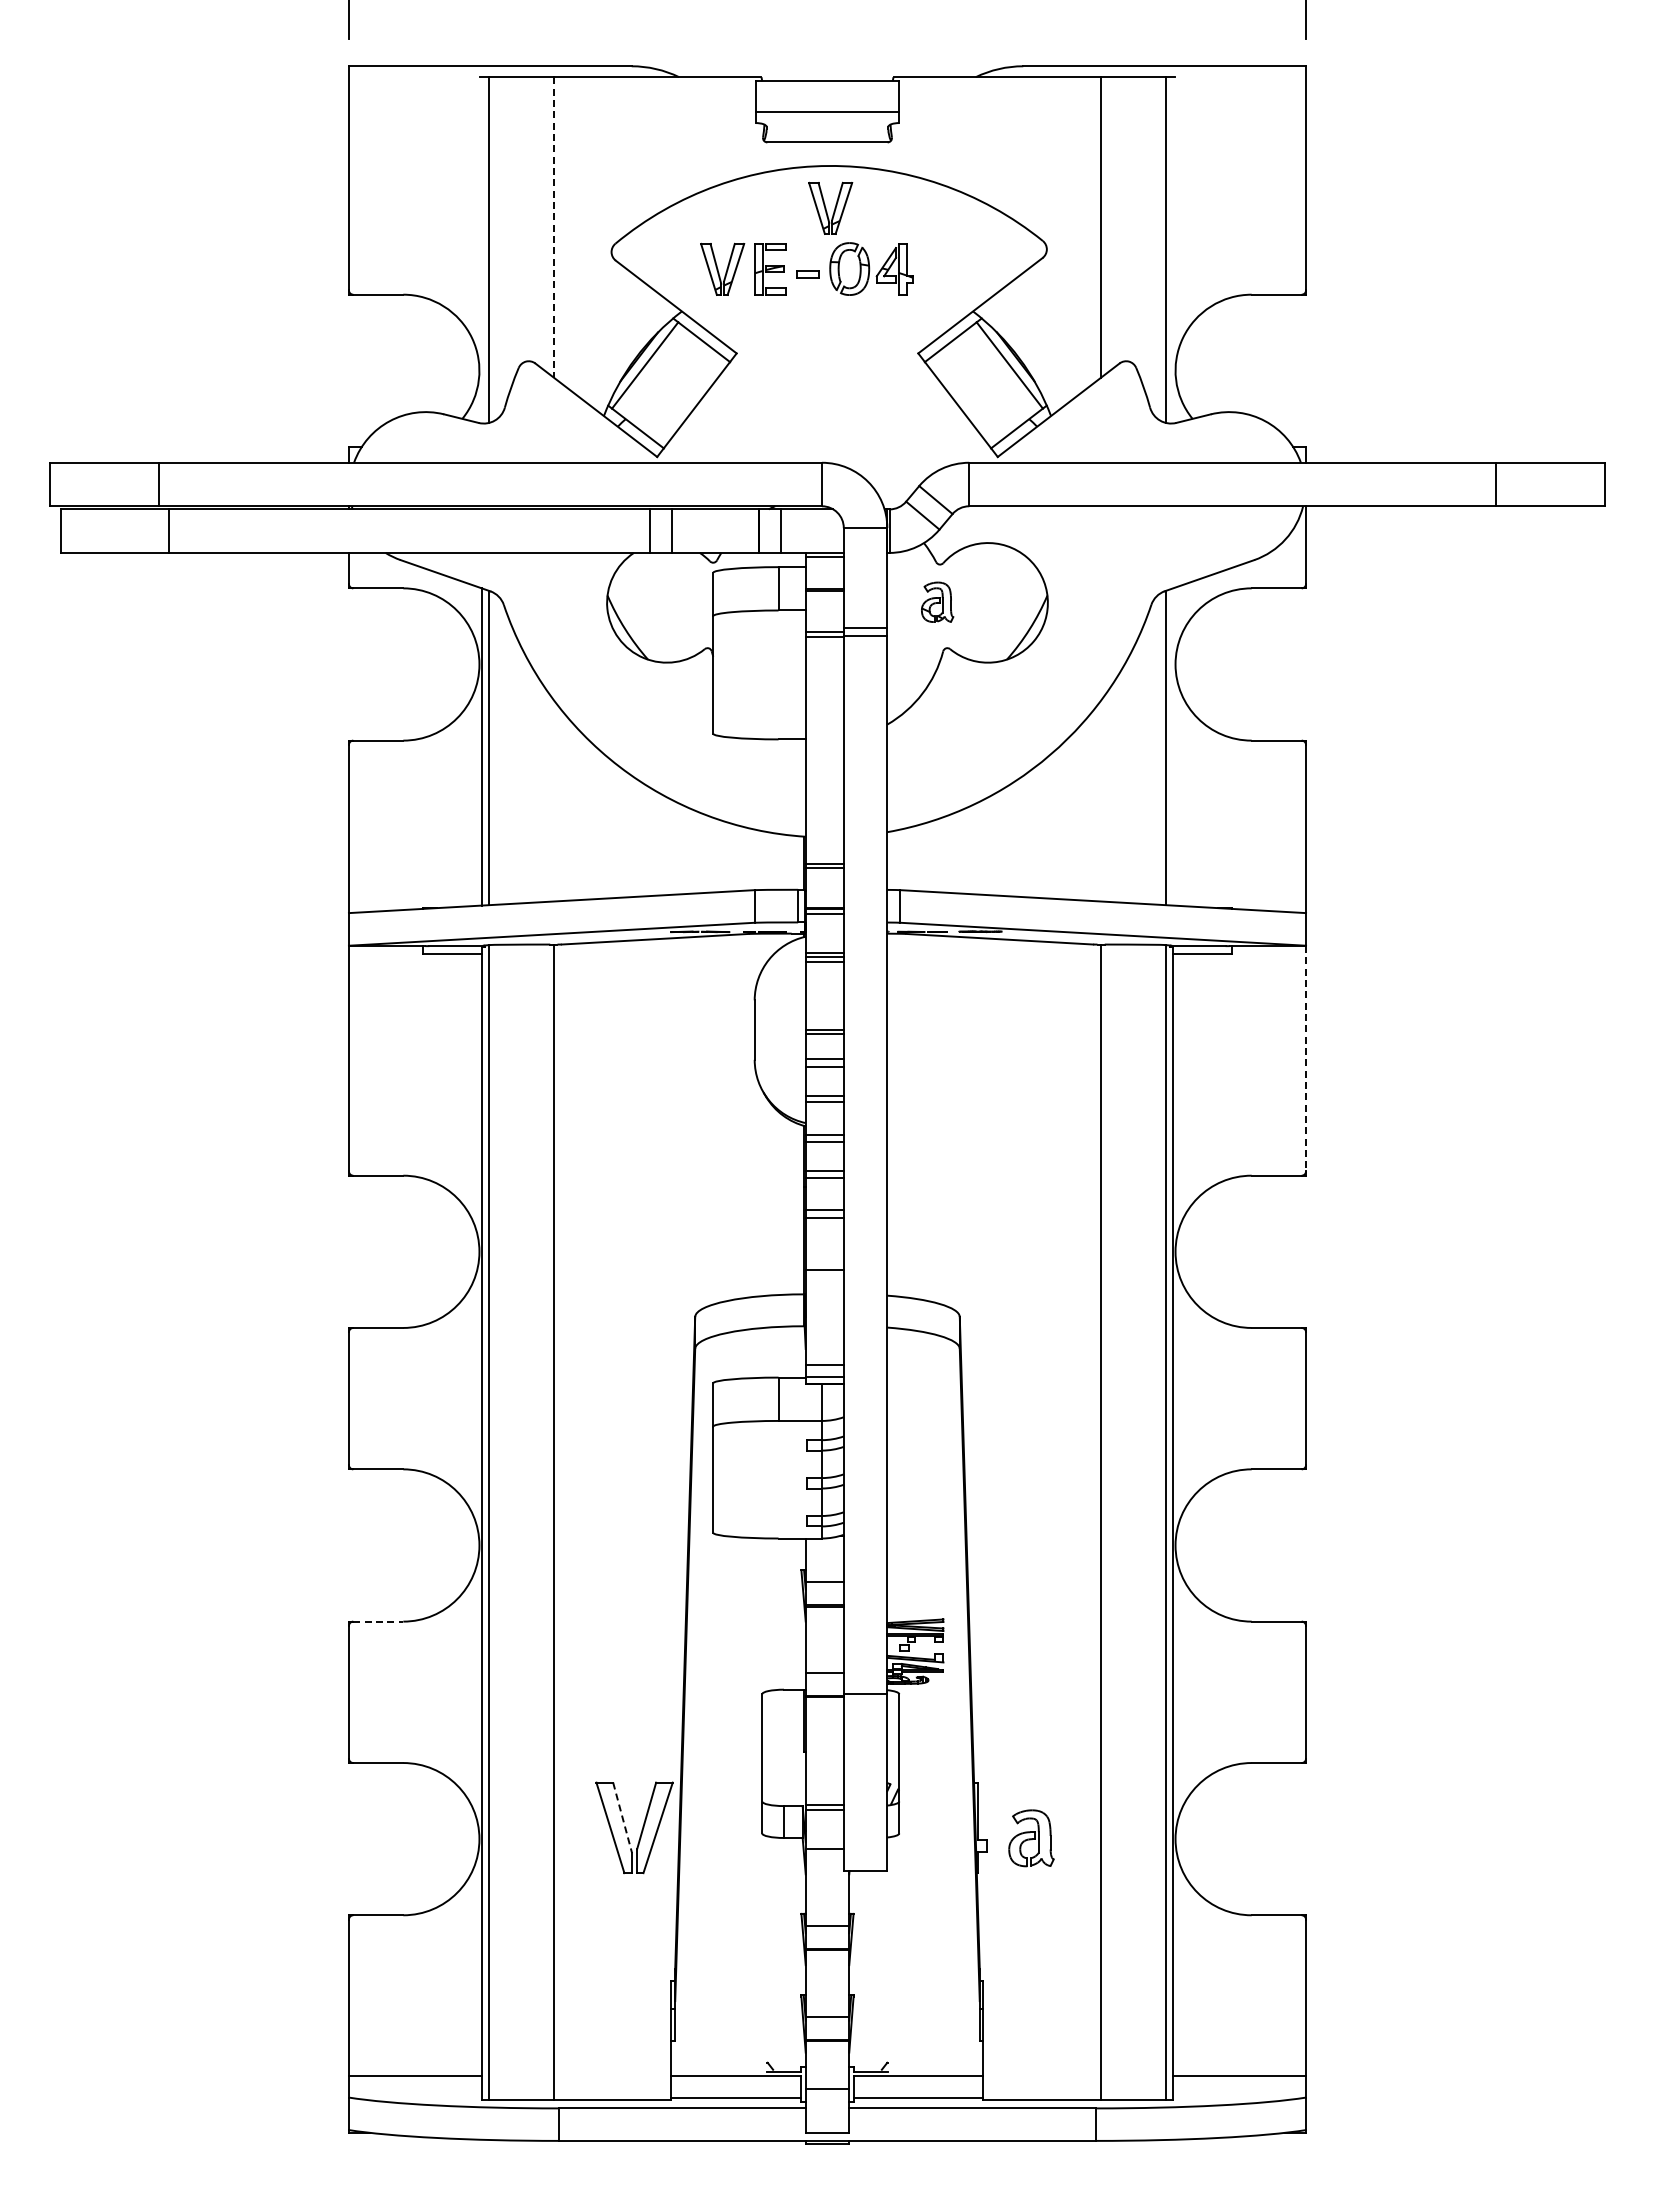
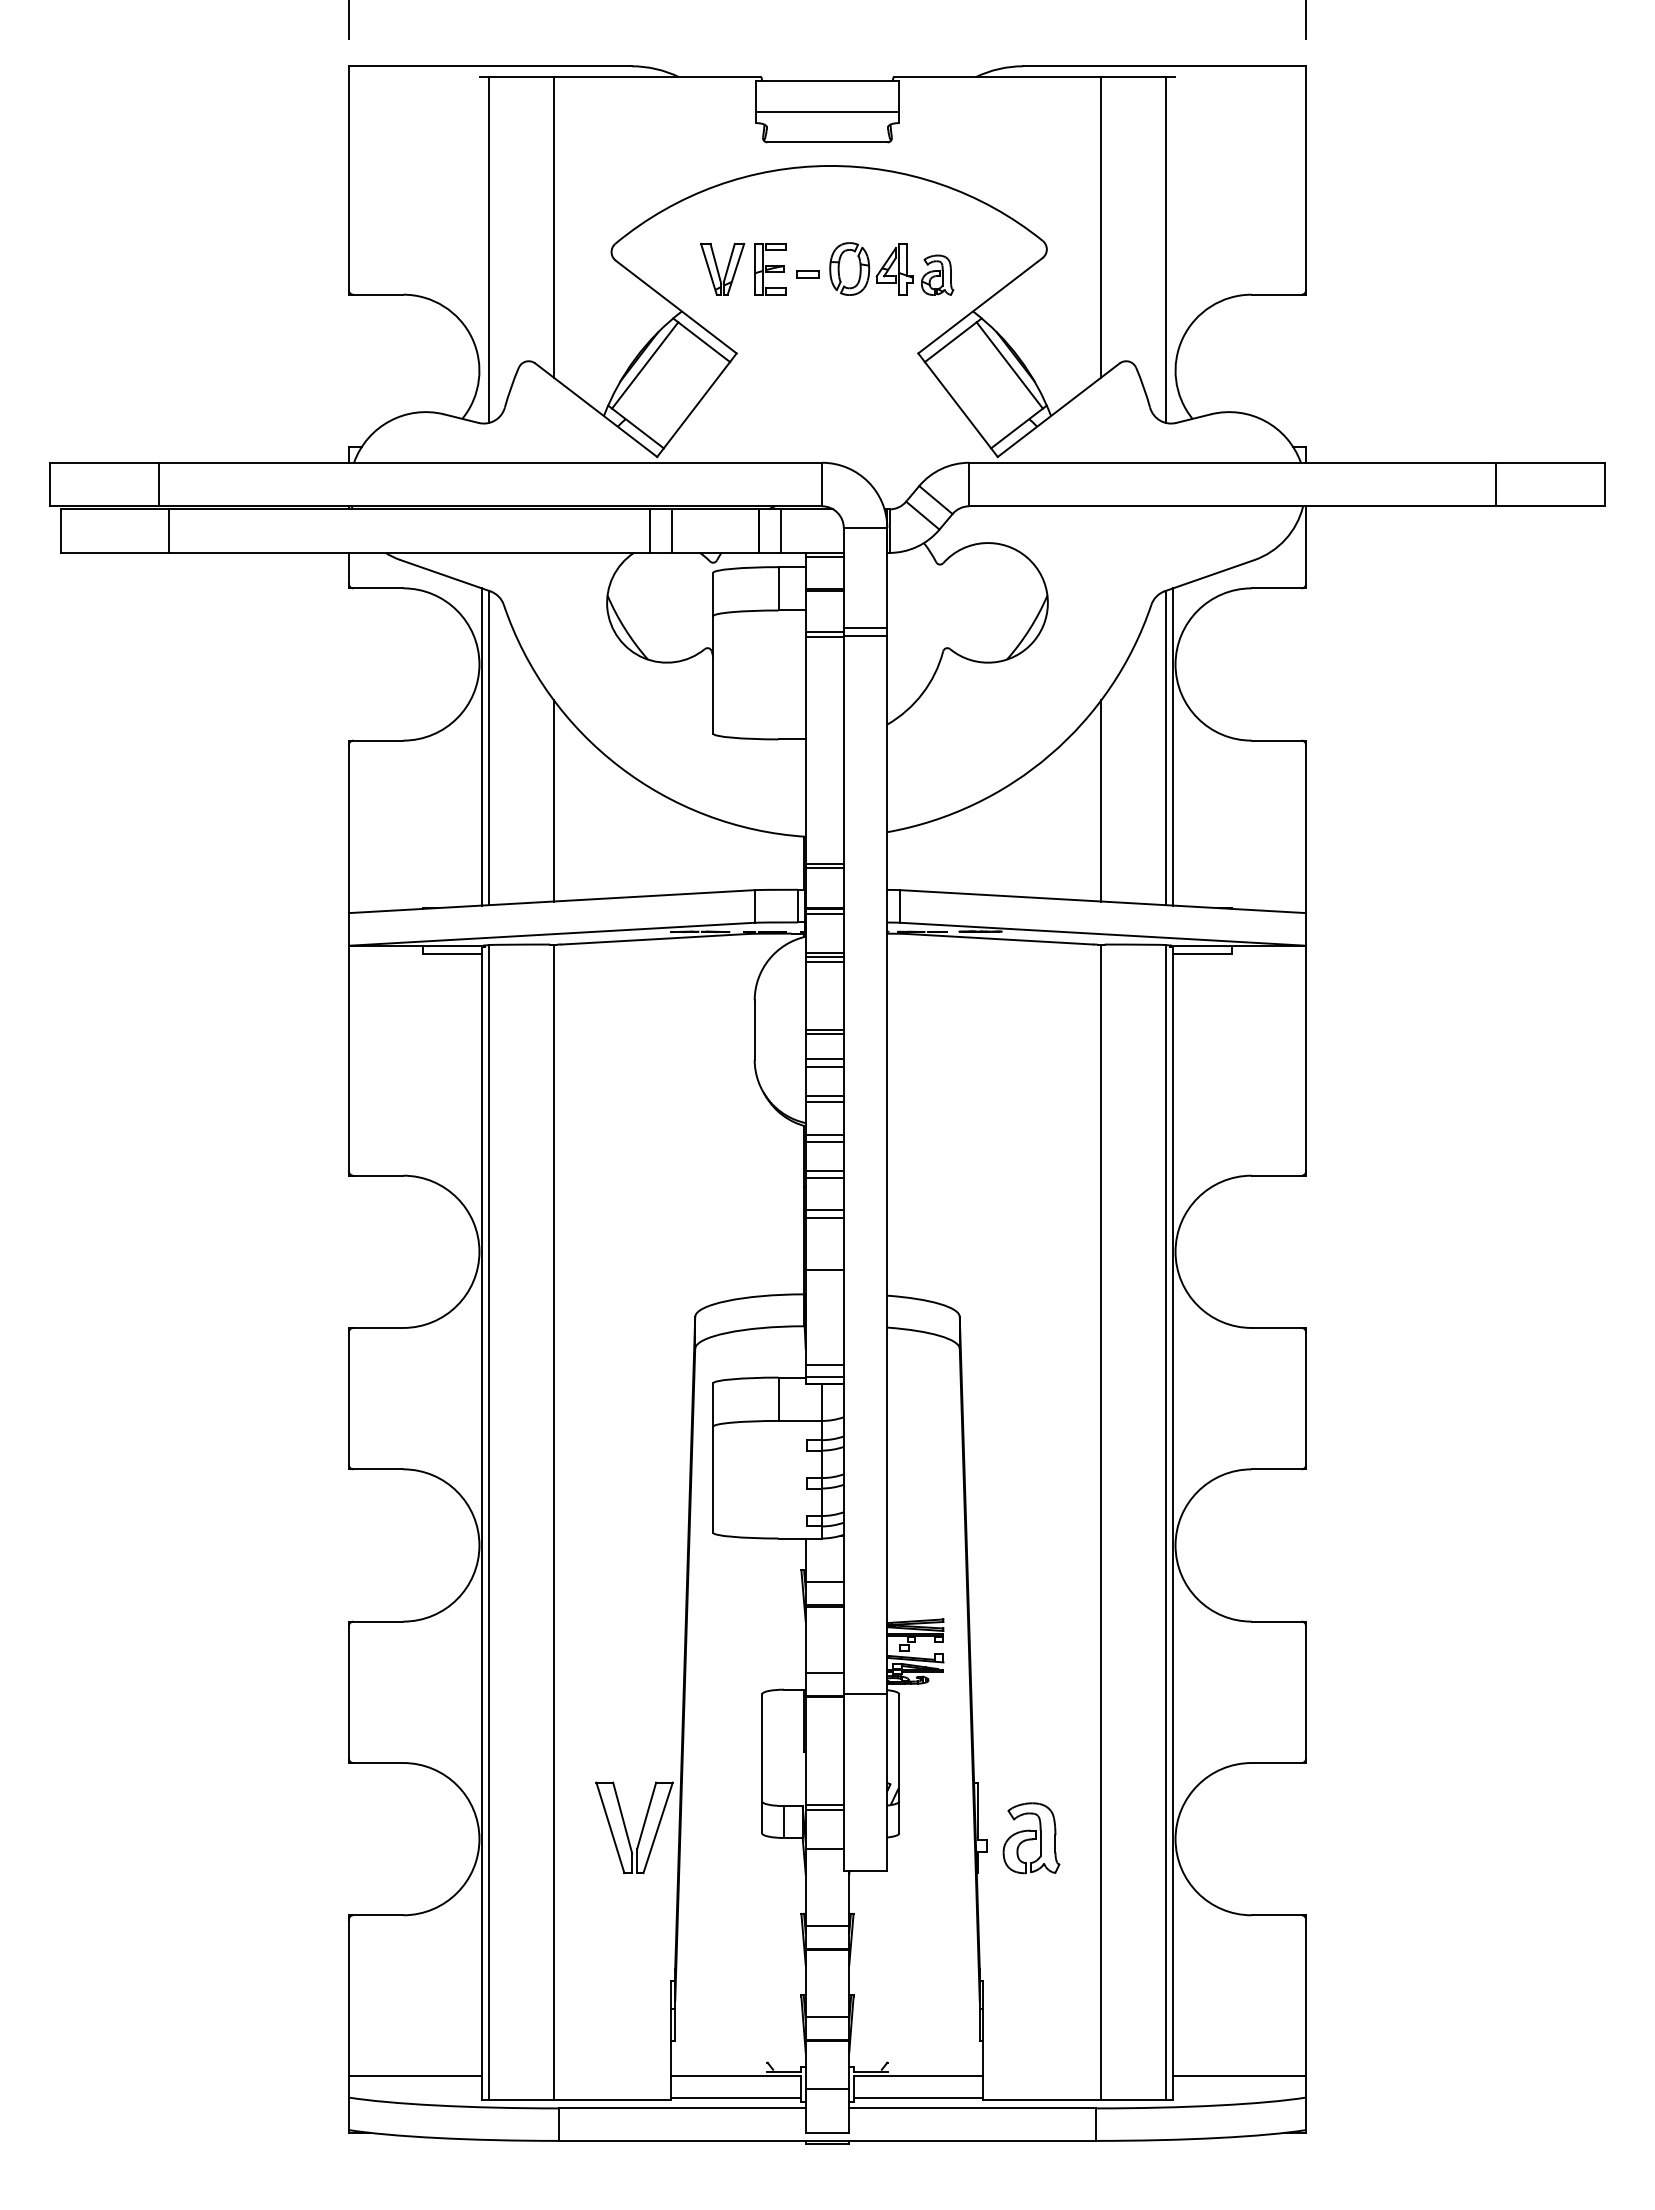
part: present -> none (830, 207)
line: dashed -> solid (553, 227)
part position: (937, 601) -> (937, 274) (937, 274)
line: none -> present (1173, 746)
line: none -> present (553, 800)
line: none -> present (1101, 800)
line: dashed -> solid (1306, 1058)
line: dashed -> solid (378, 1621)
line: dashed -> solid (622, 1817)
part size: 47x59 px -> 59x73 px (1031, 1838)
